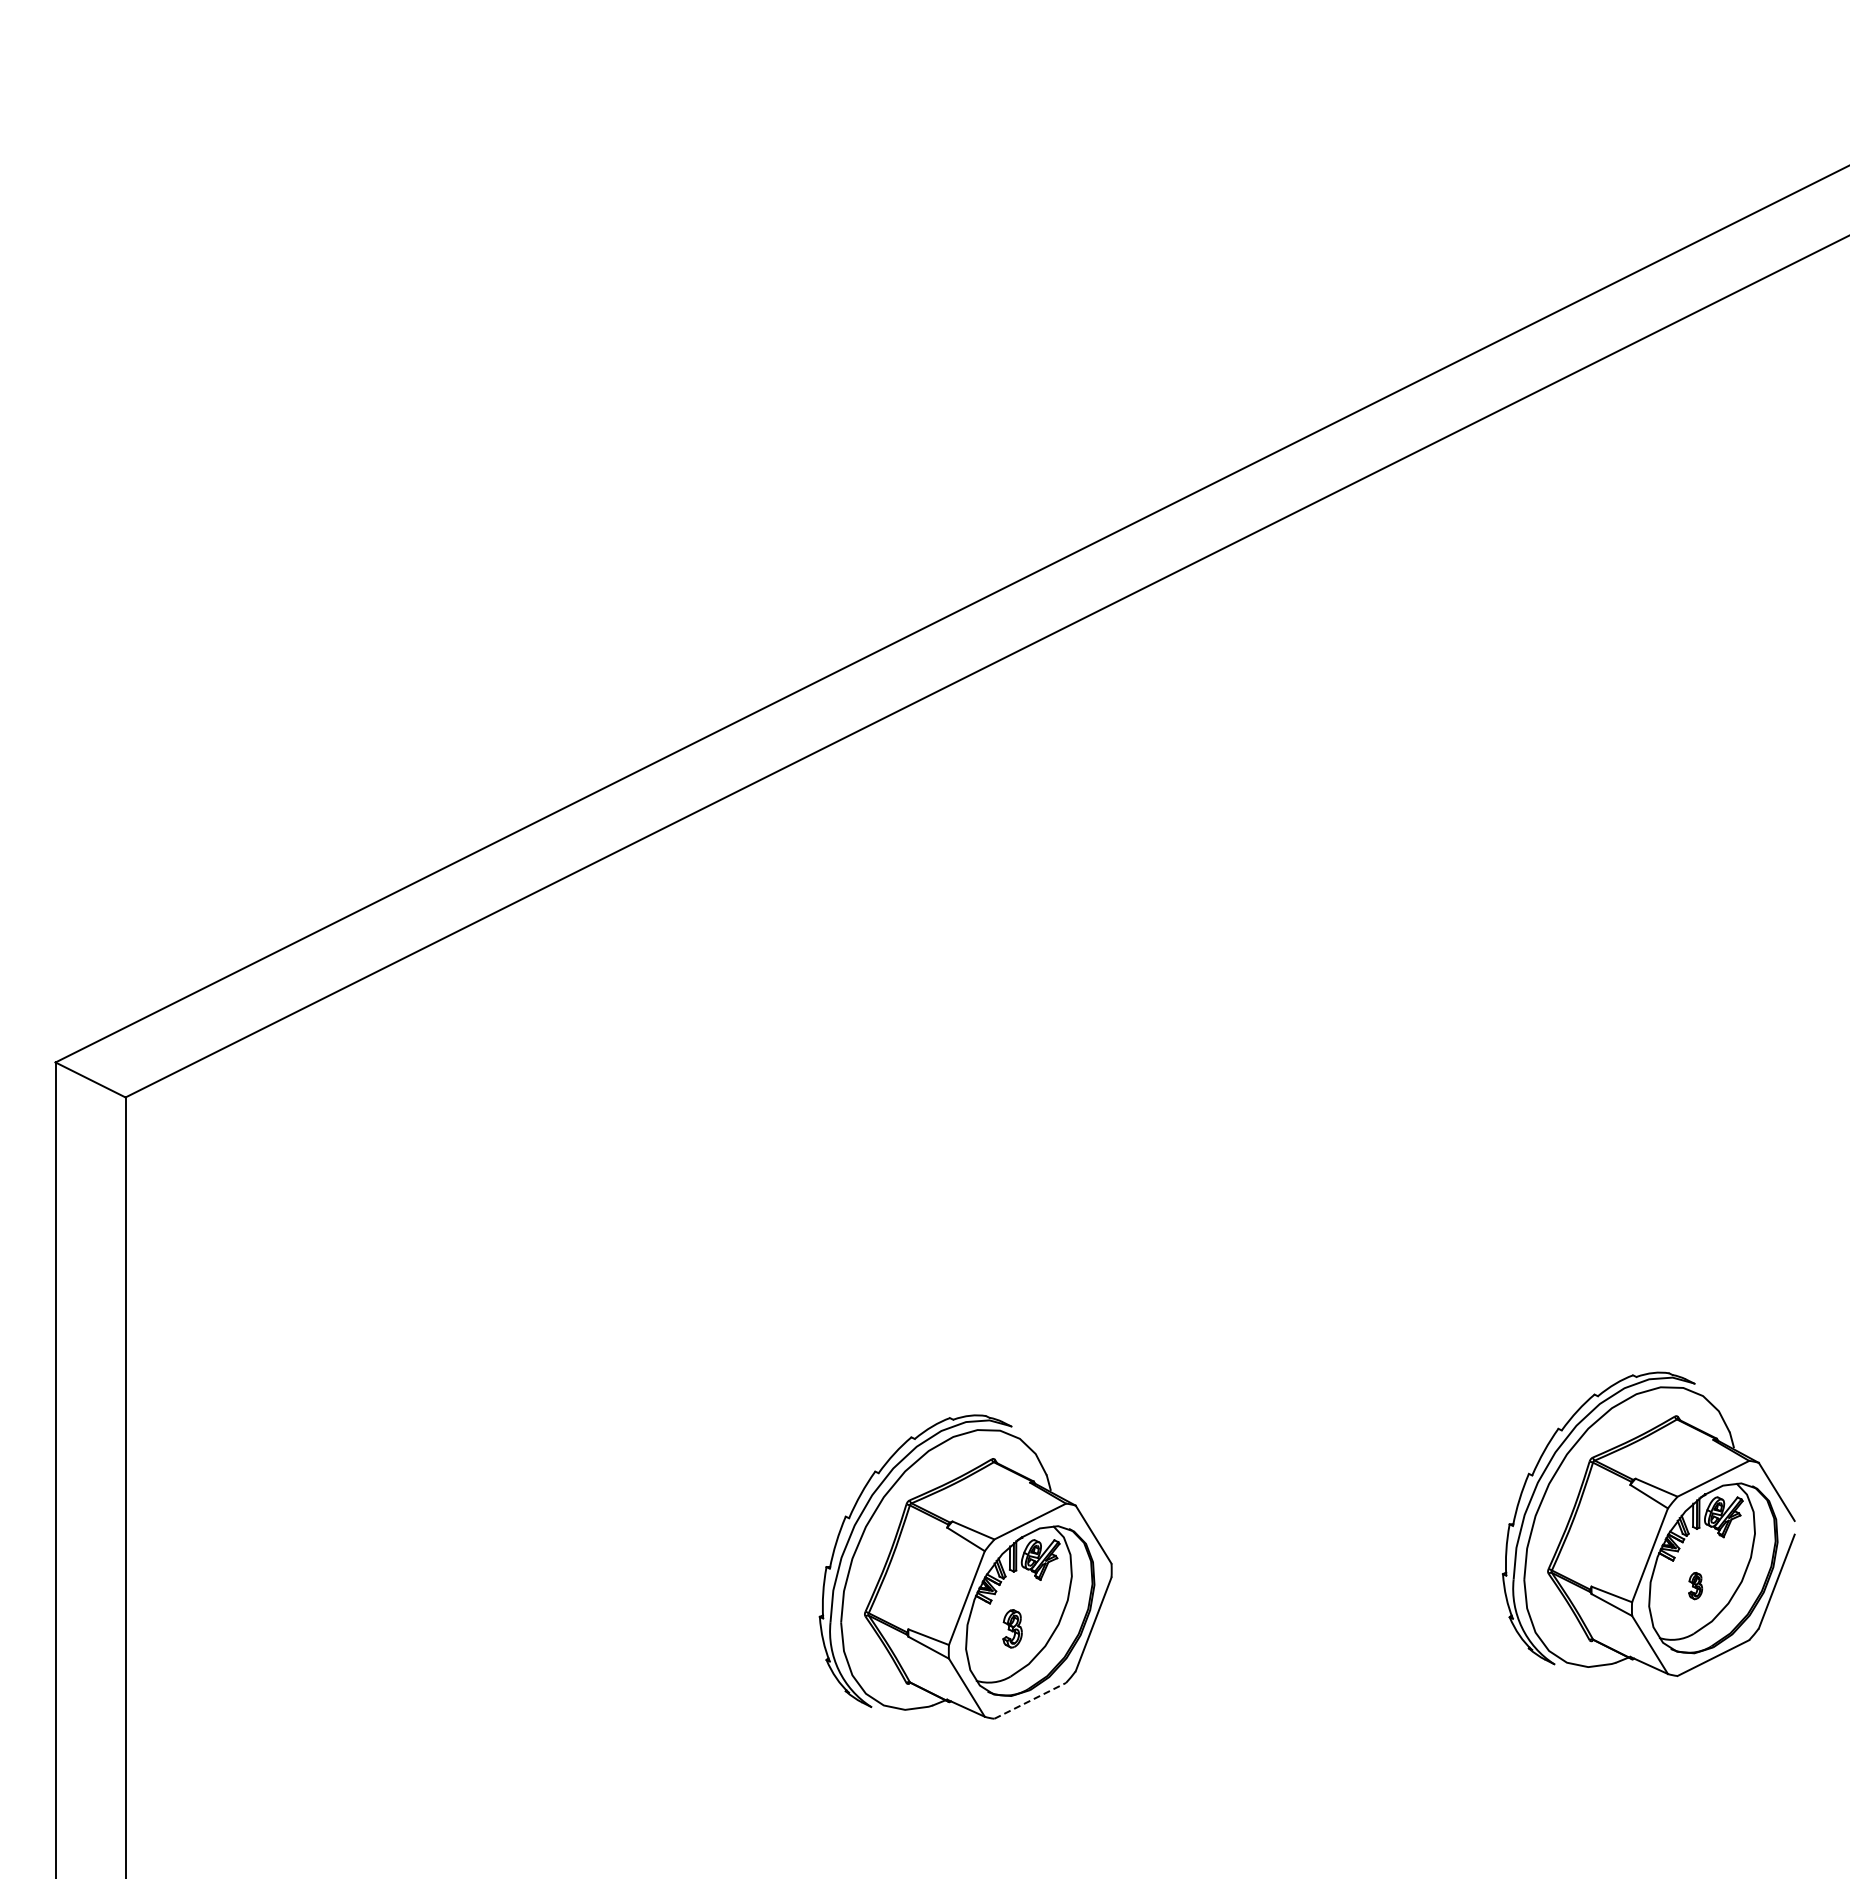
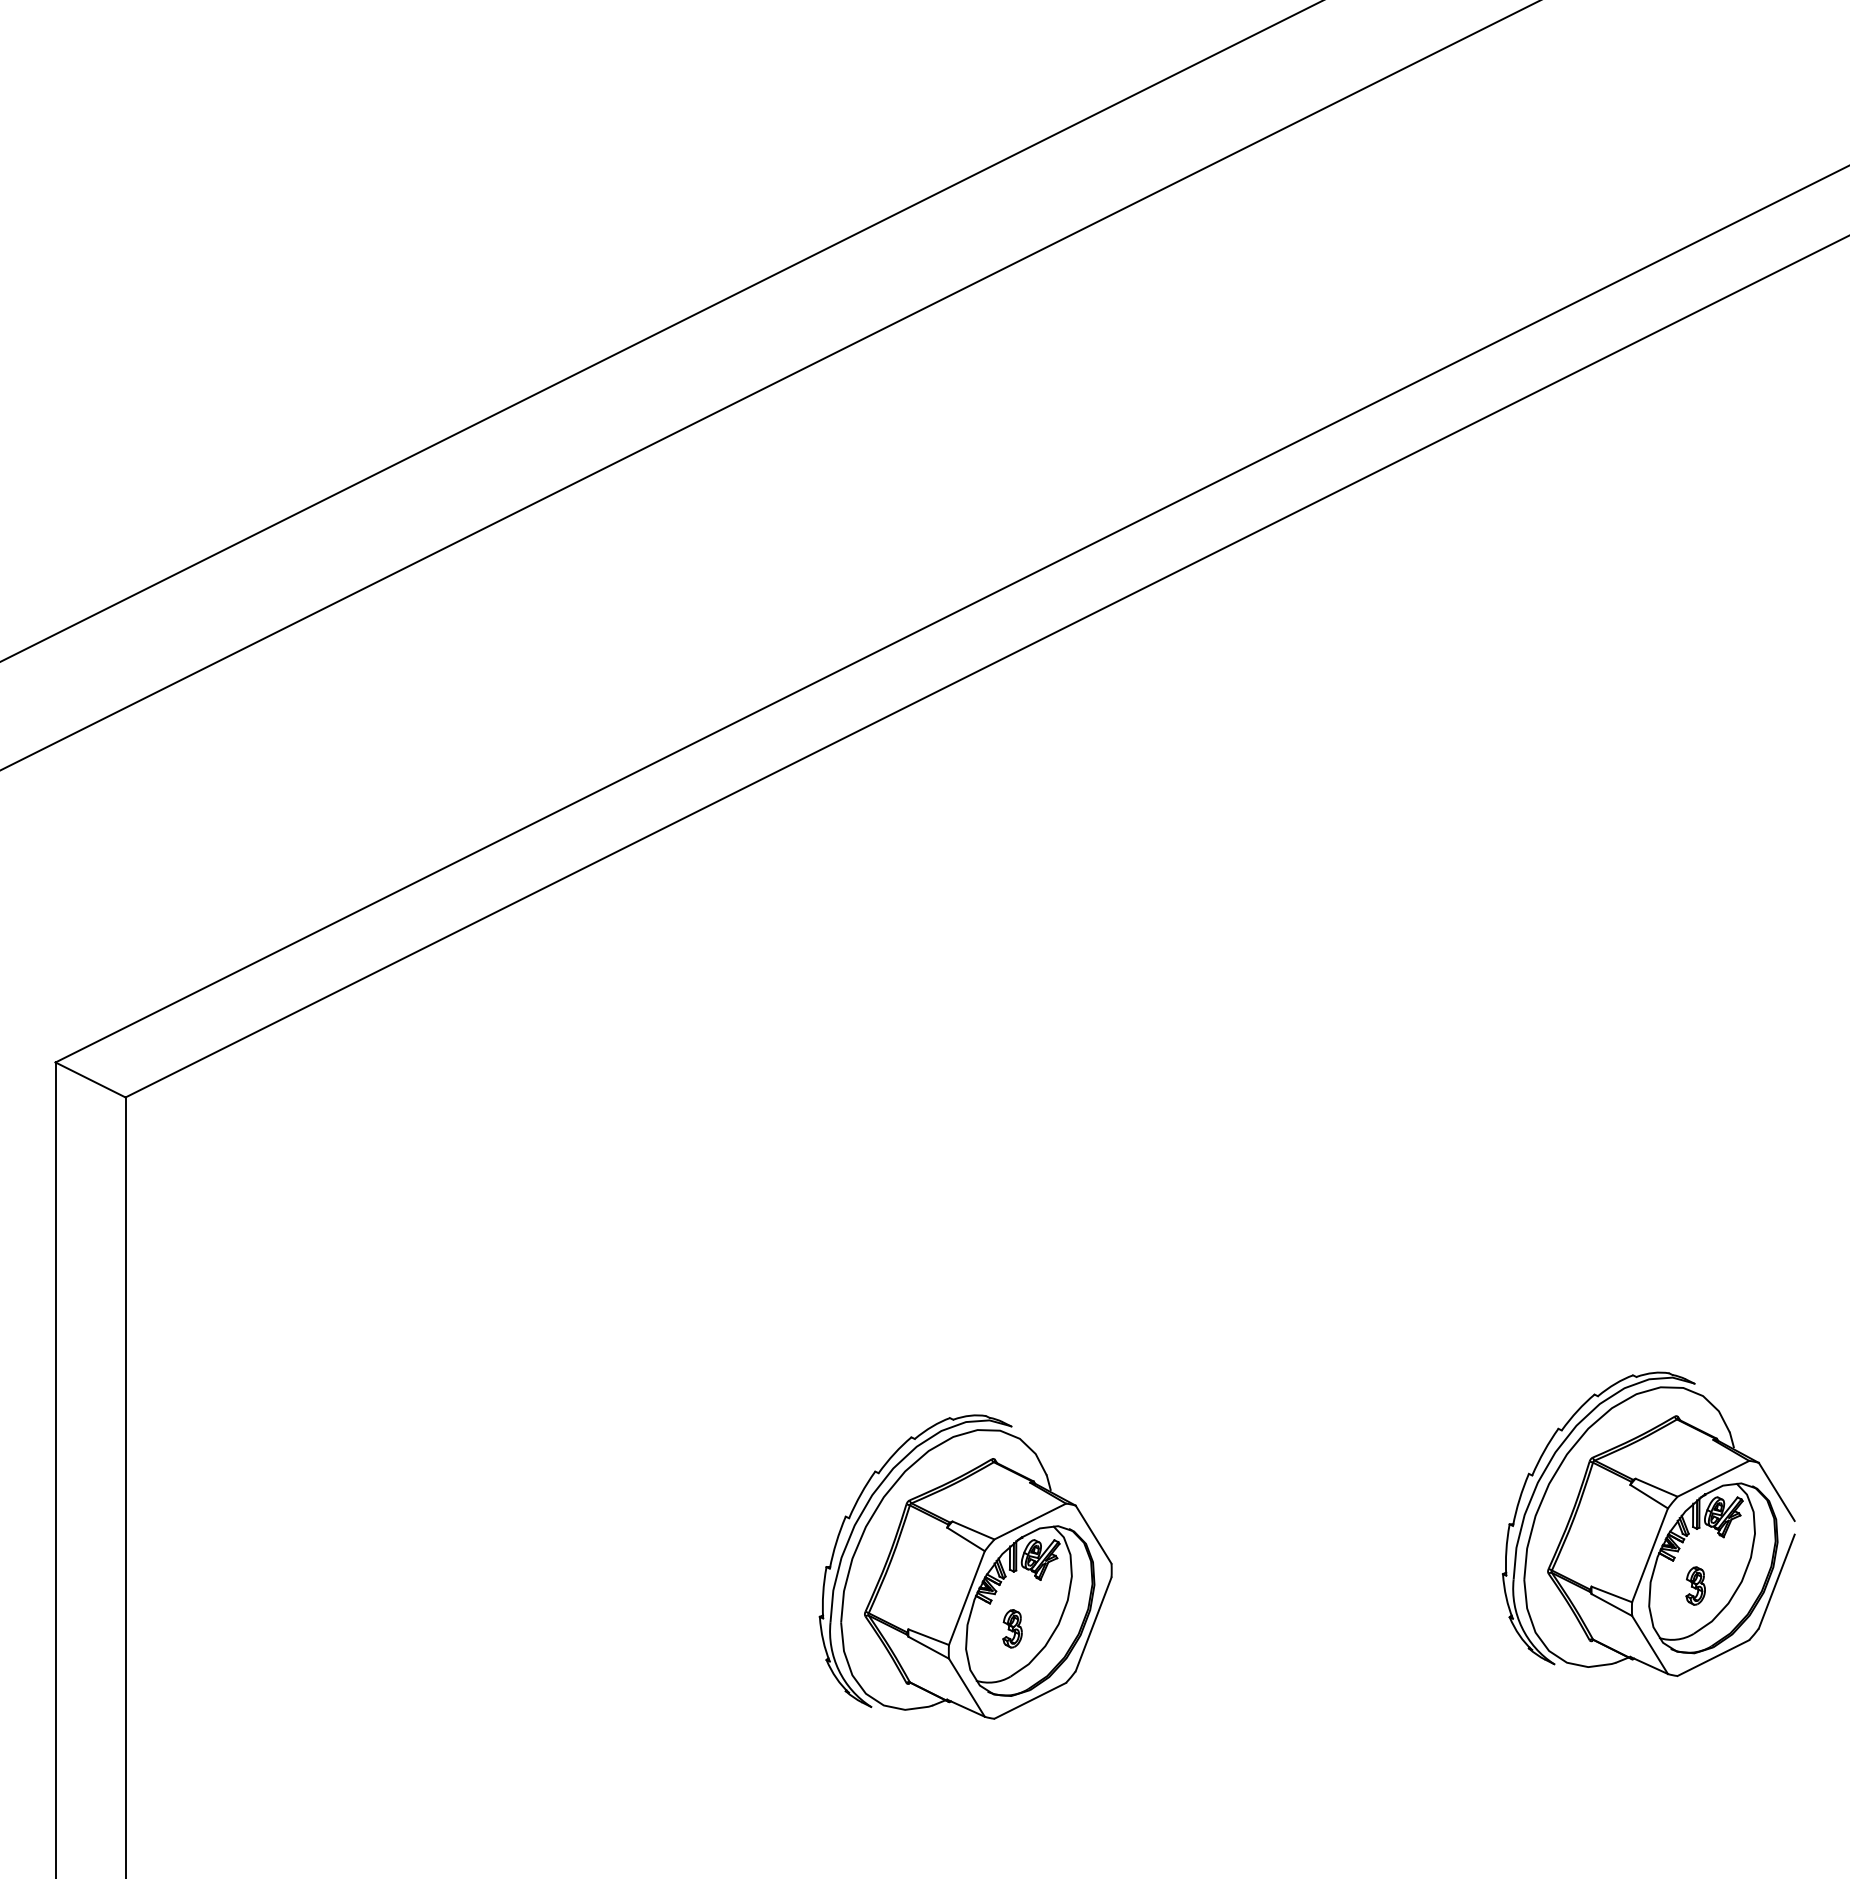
line: none -> present (661, 331)
line: none -> present (769, 385)
part size: 16x29 px -> 21x40 px (1695, 1585)
line: dashed -> solid (1030, 1700)
